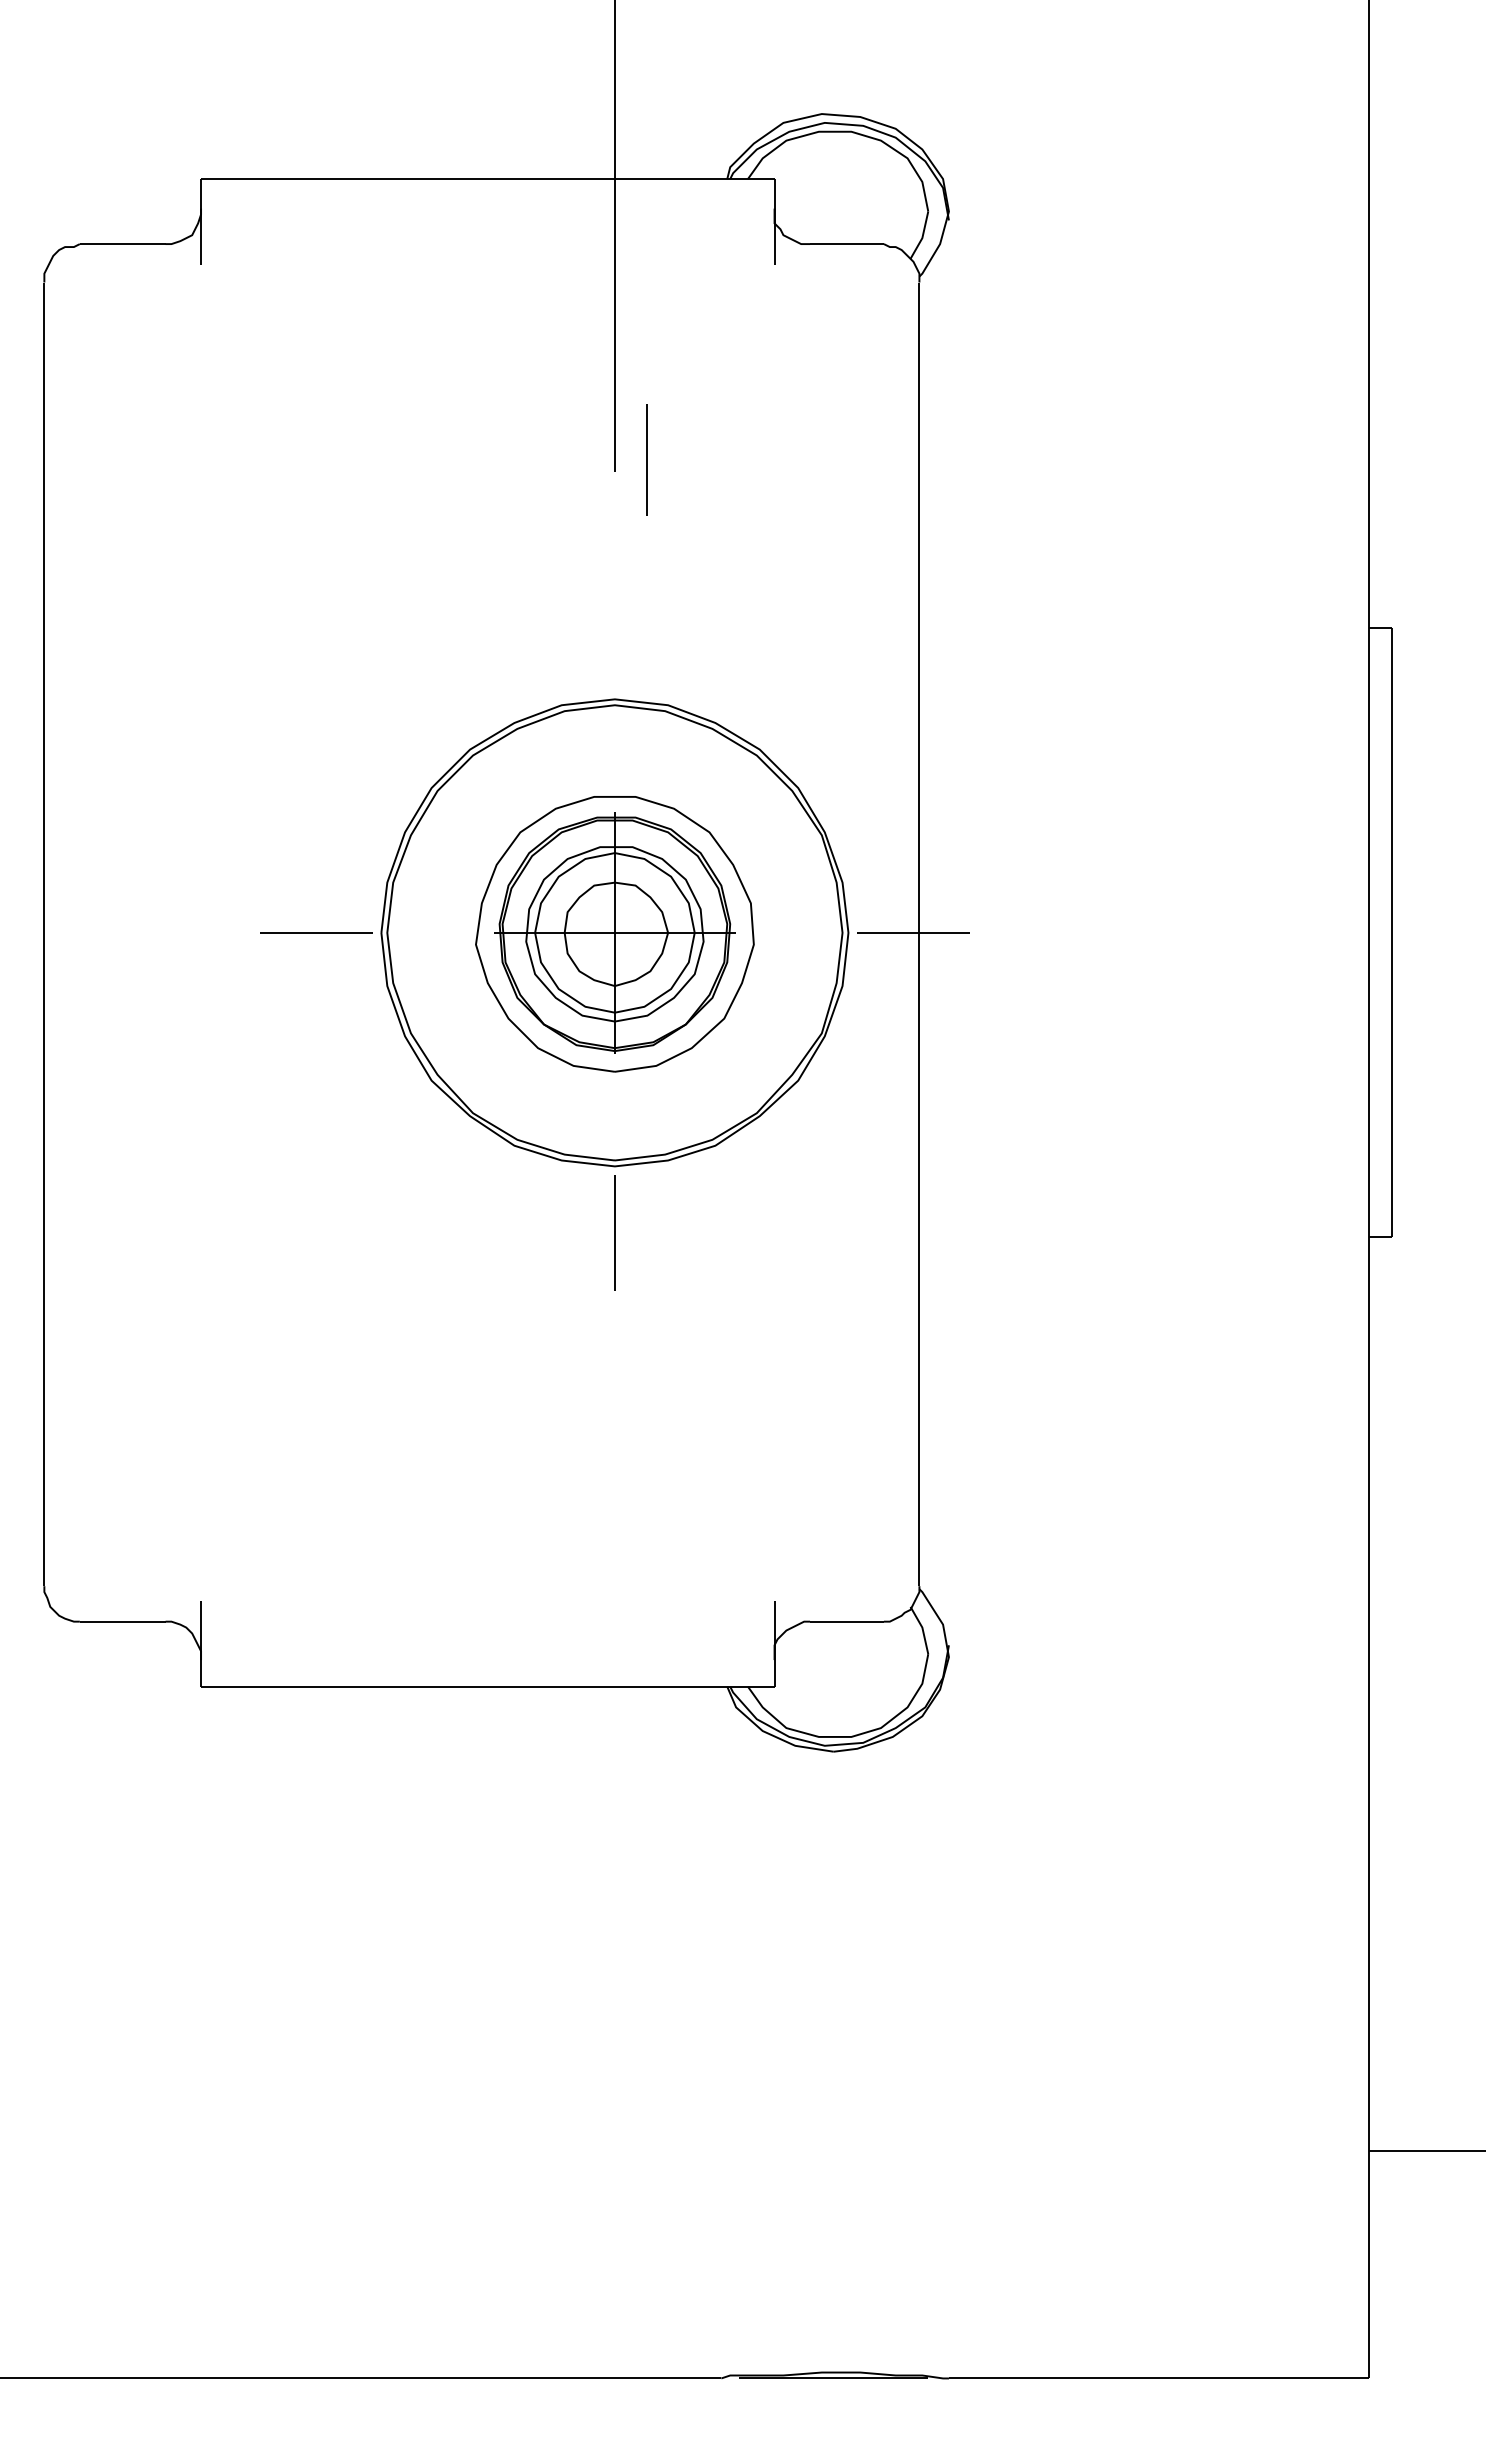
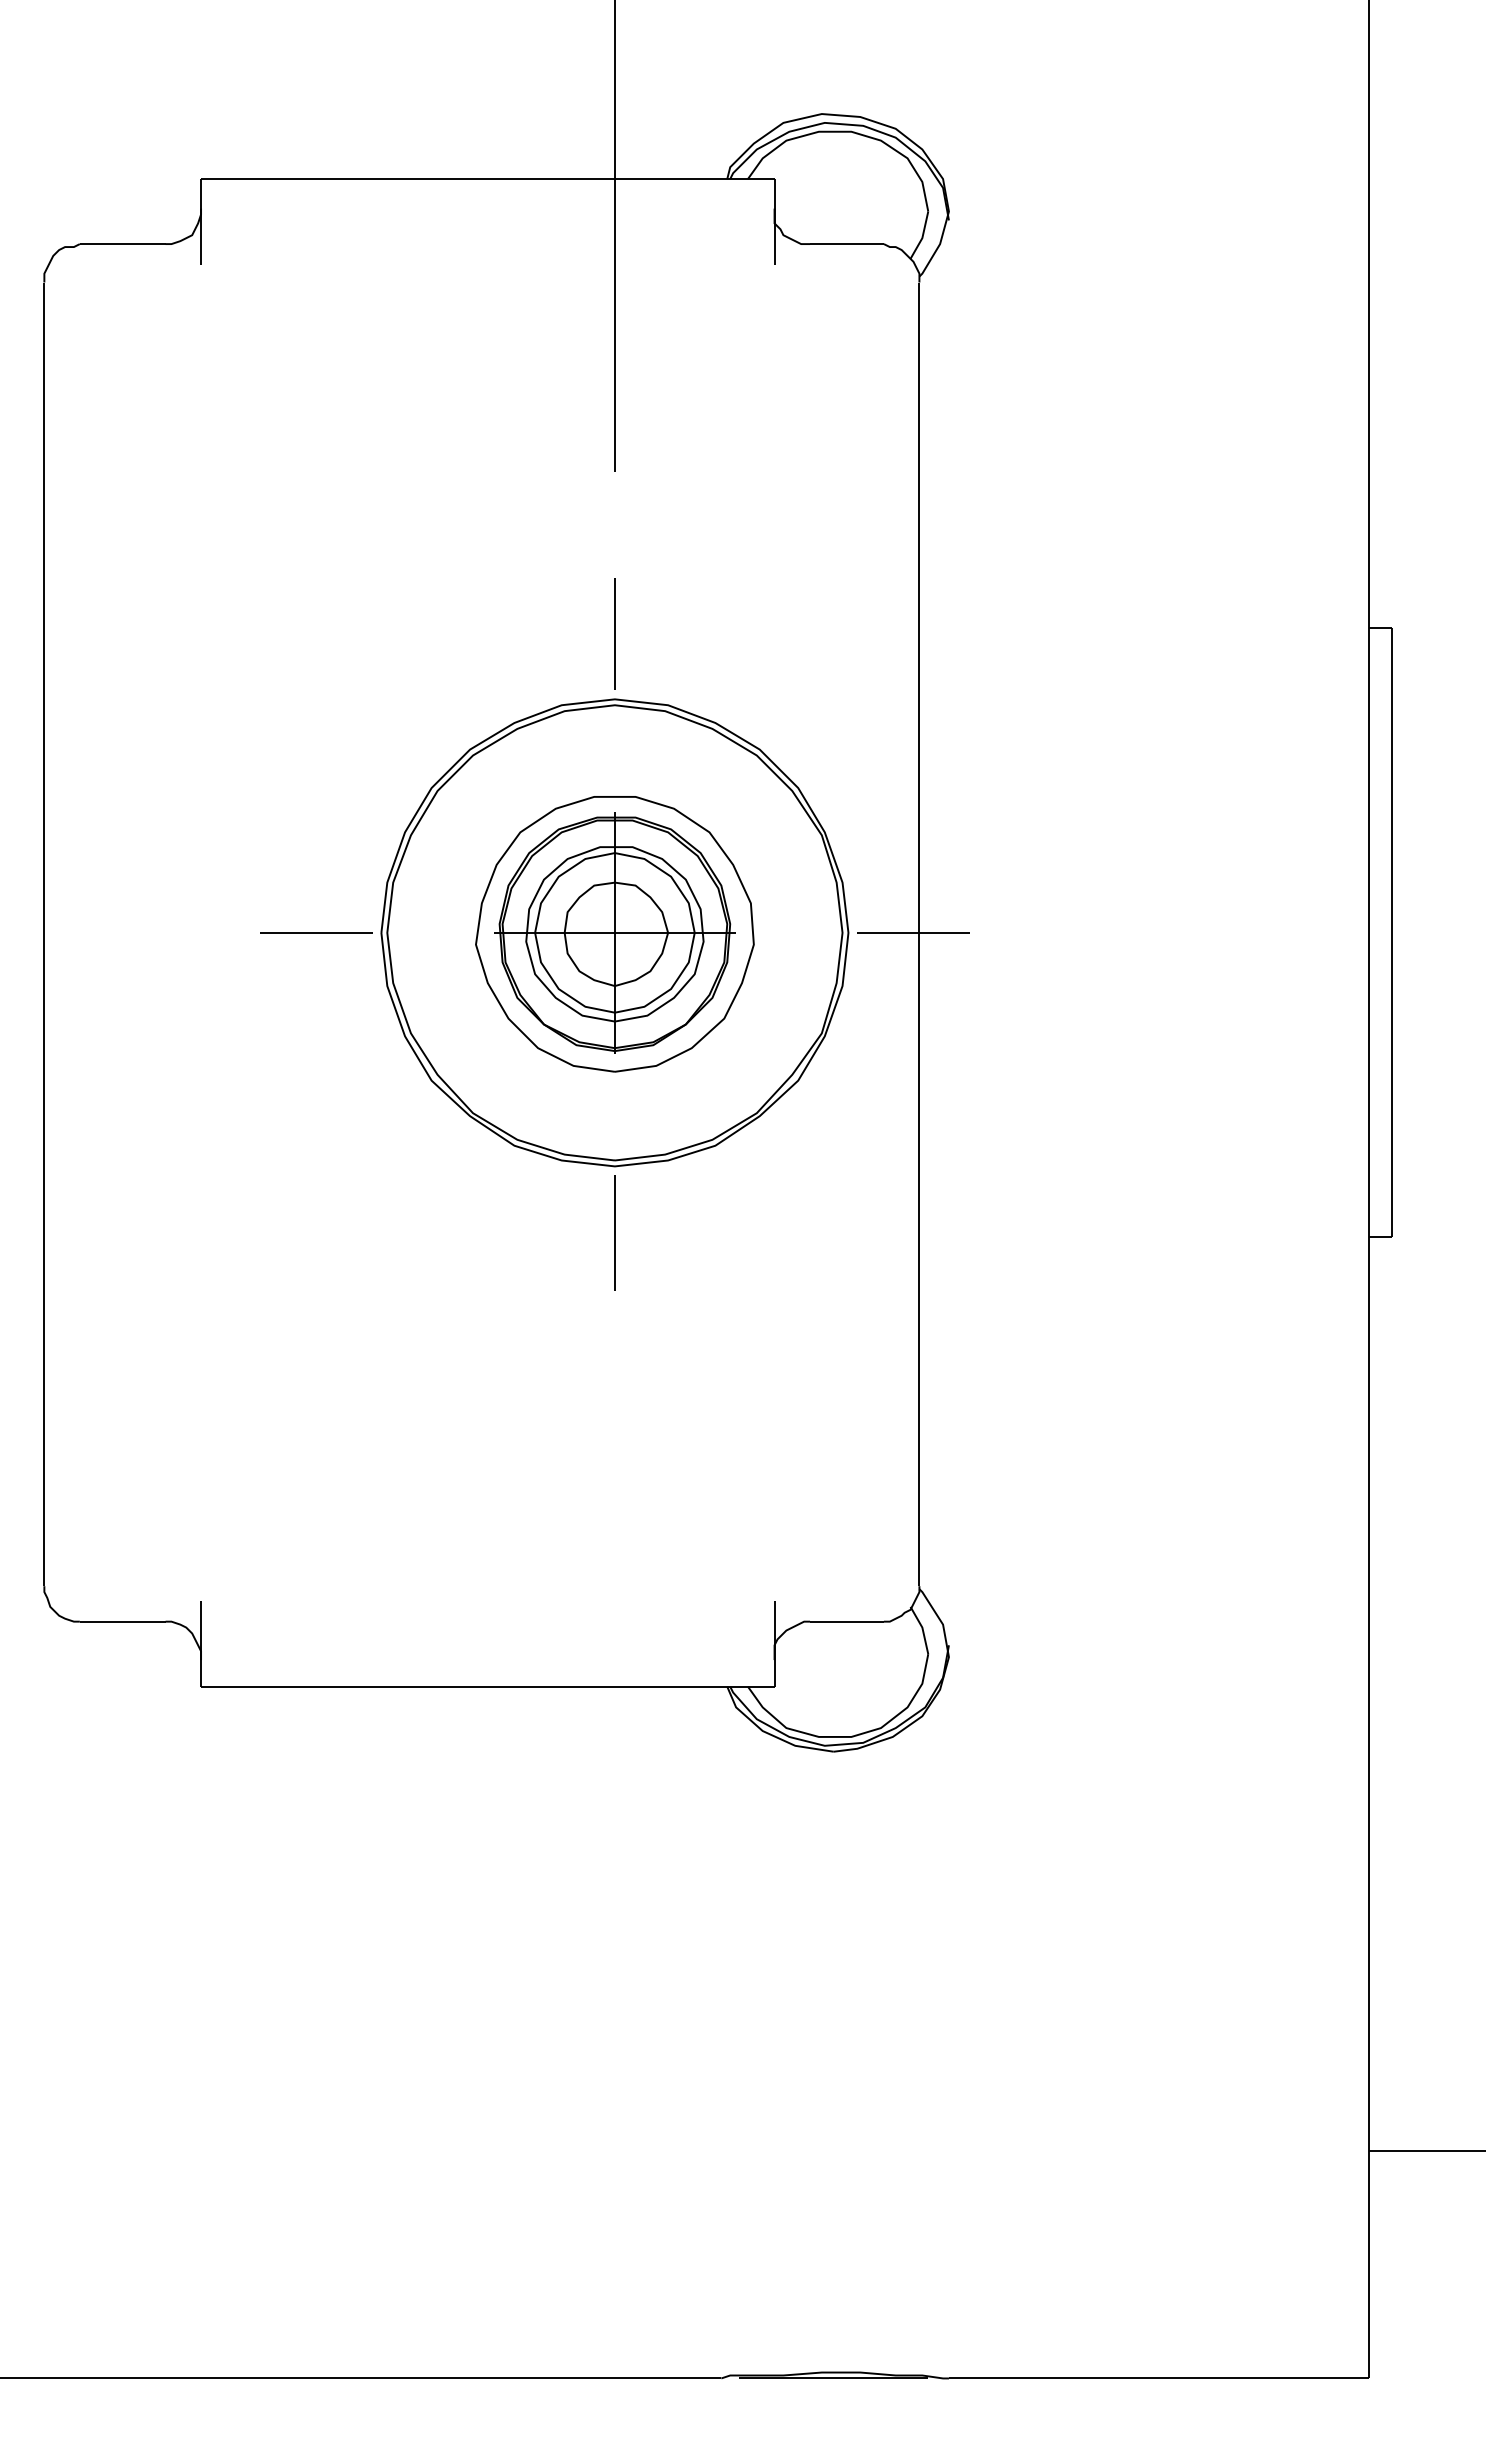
line position: (646, 459) -> (614, 633) (614, 633)
